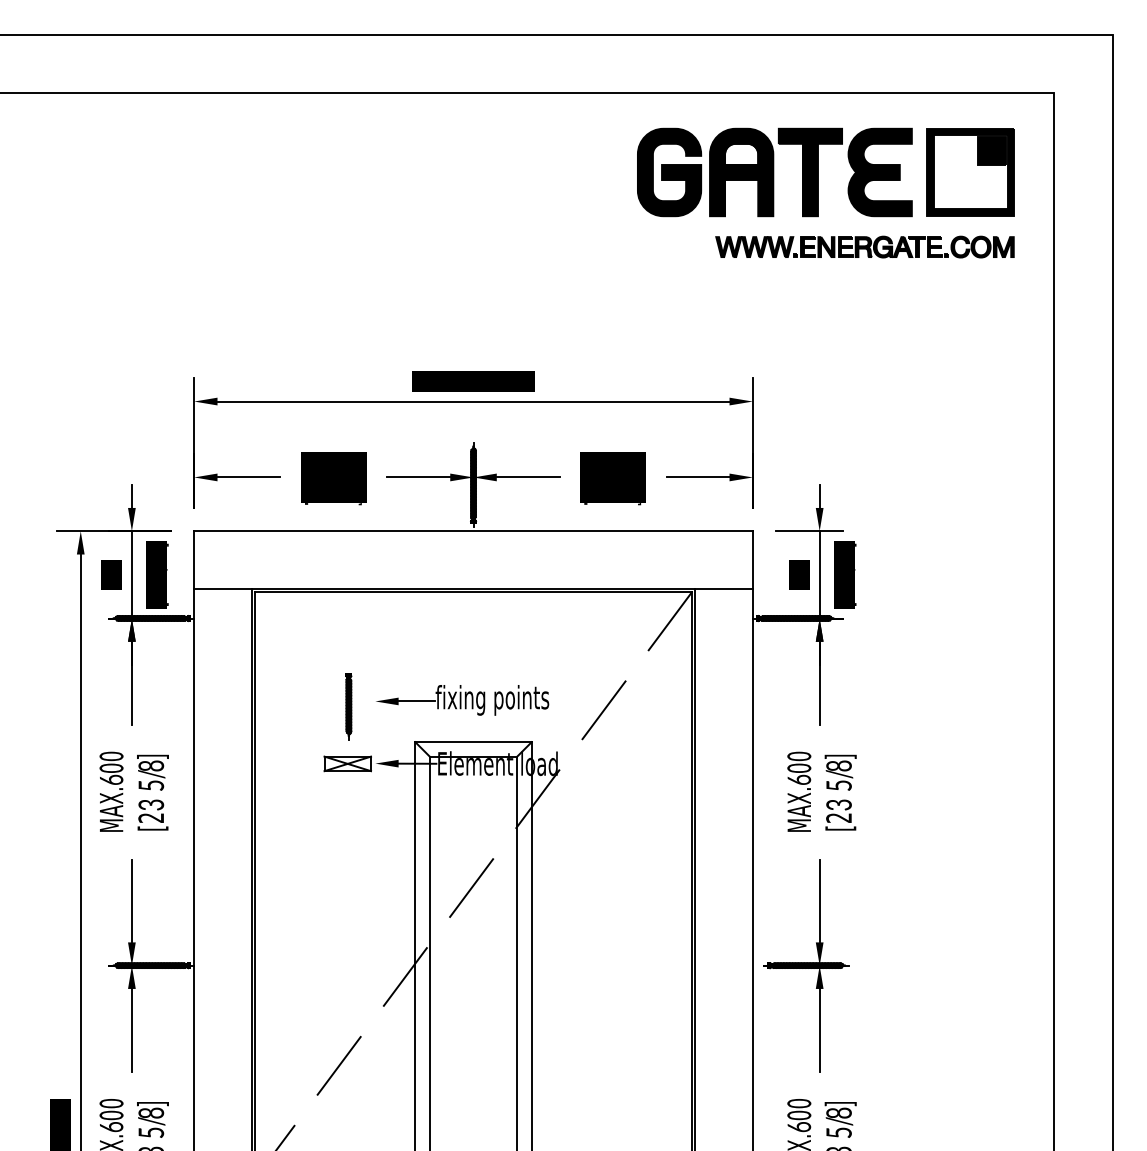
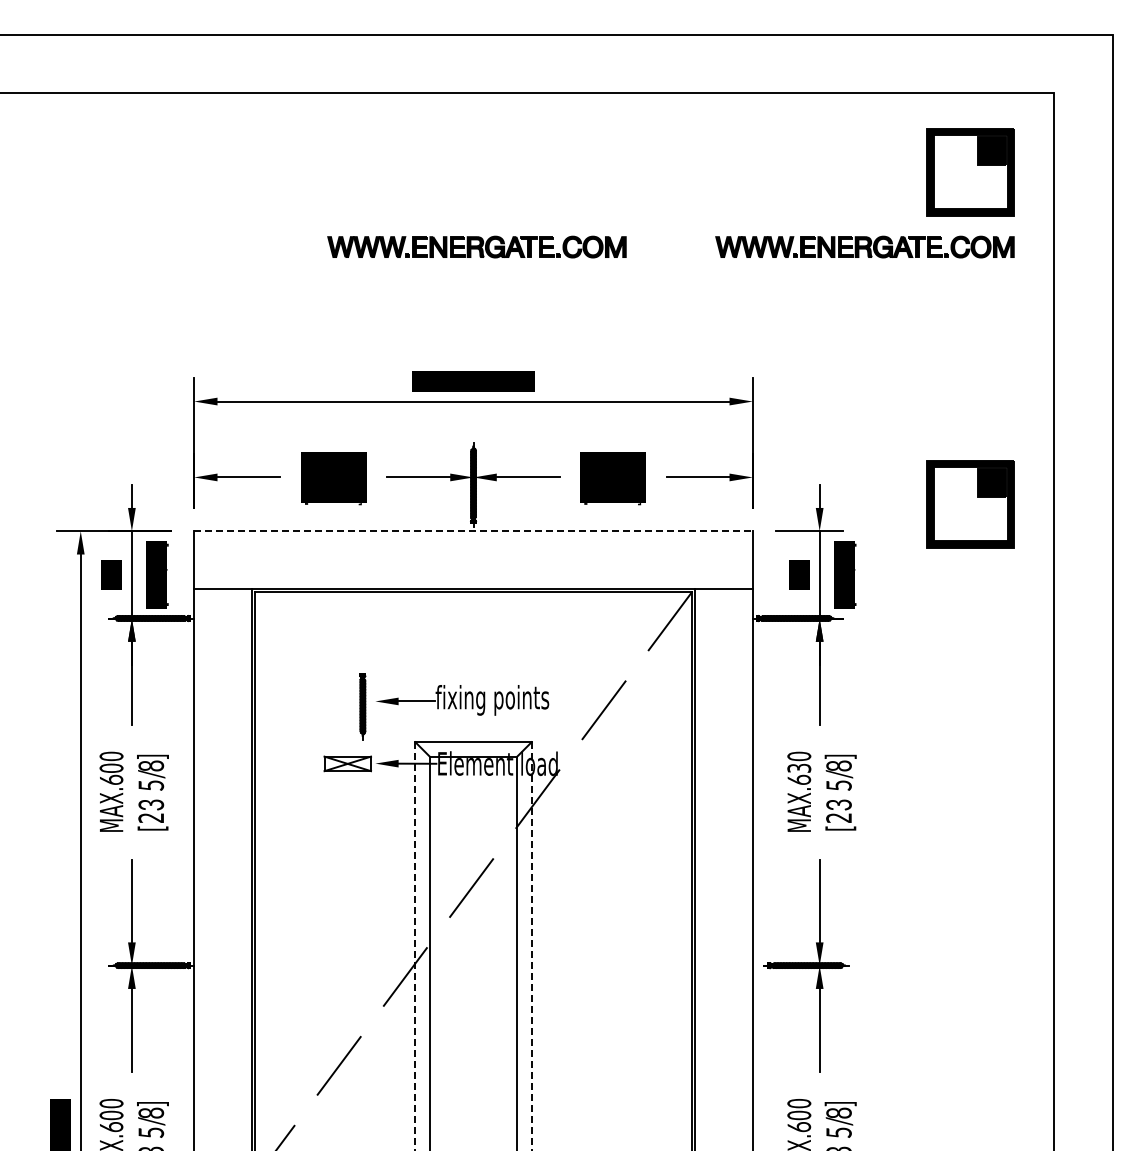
part: present -> none (774, 172)
part: none -> present (476, 246)
part: none -> present (970, 504)
line: solid -> dashed (474, 531)
part position: (348, 706) -> (362, 706) (362, 706)
text: 00 -> 30 (799, 767)
line: solid -> dashed (415, 946)
line: solid -> dashed (531, 946)
